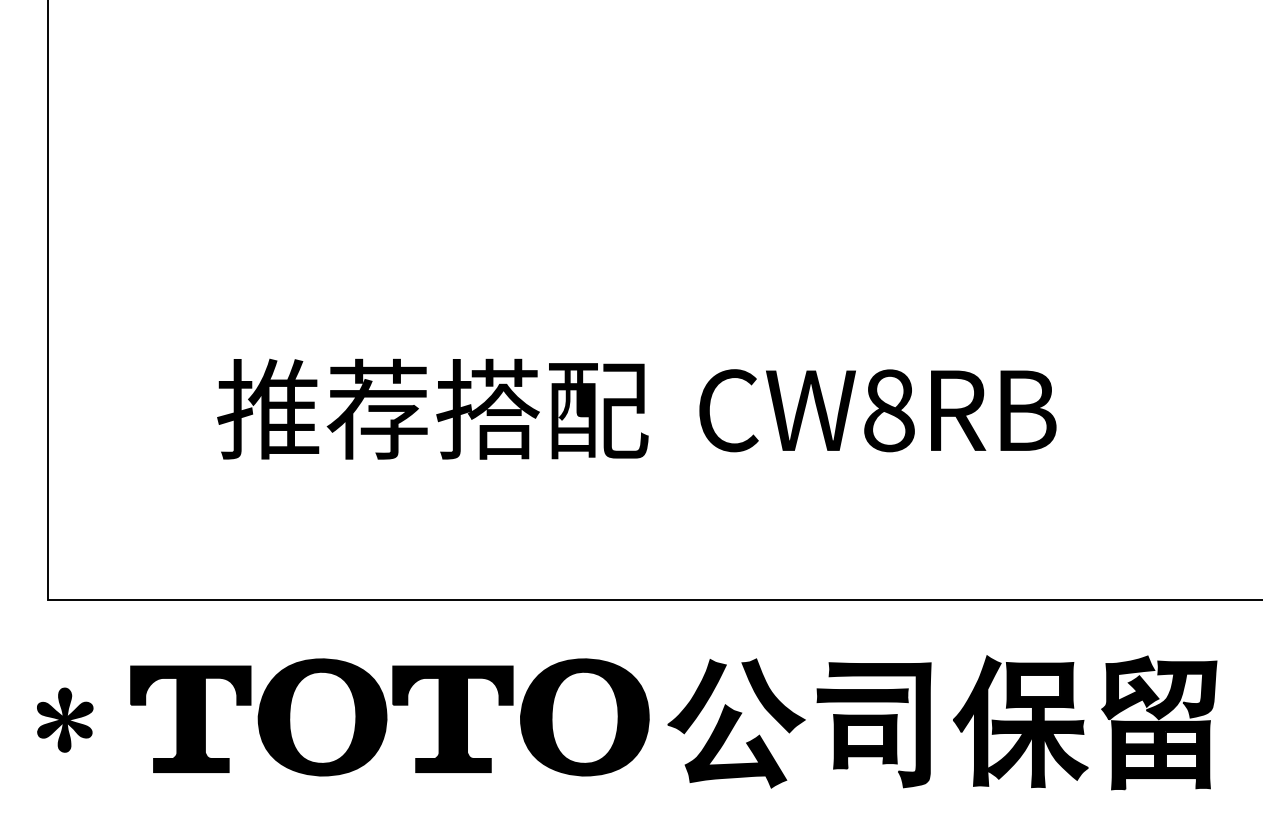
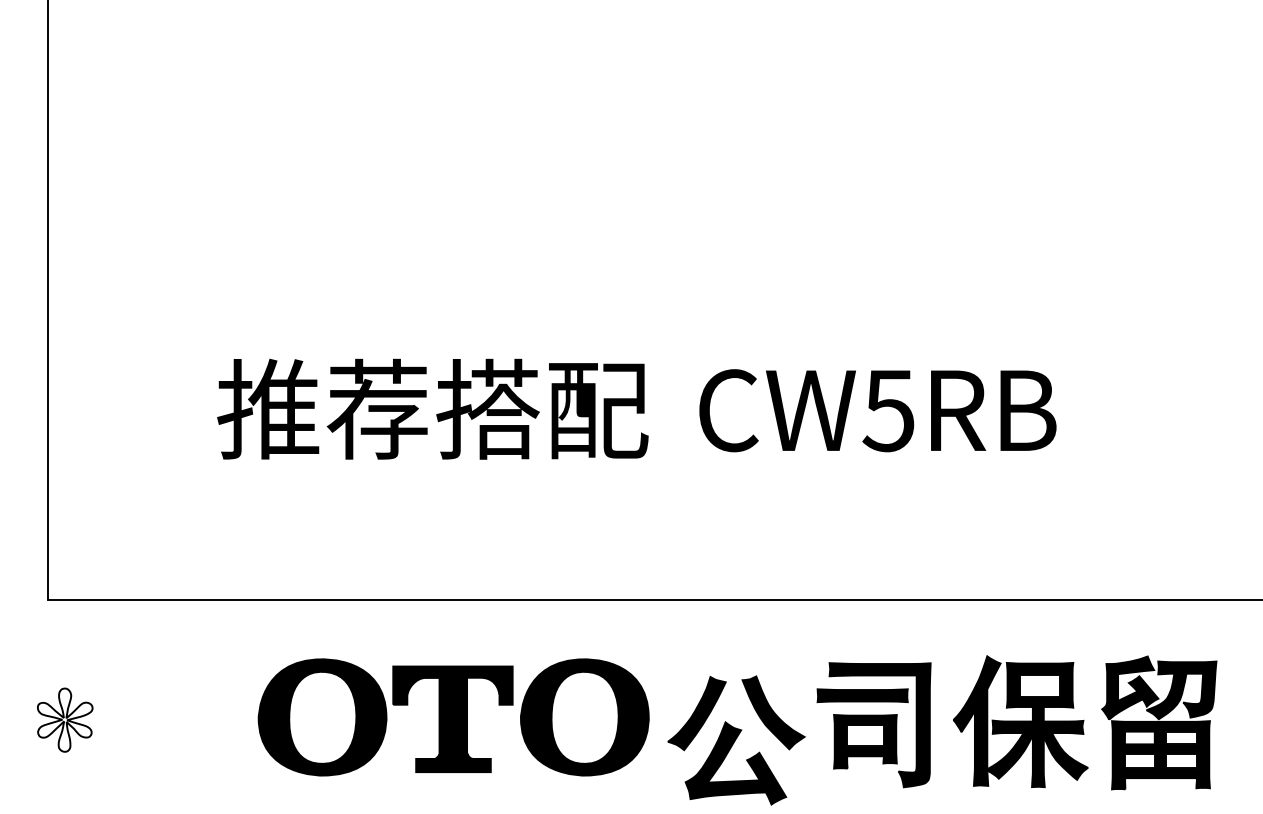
text: CW8RB -> CW5RB (888, 410)
part: present -> none (190, 718)
fill: present -> none (64, 719)
part position: (736, 723) -> (736, 740) (736, 740)
